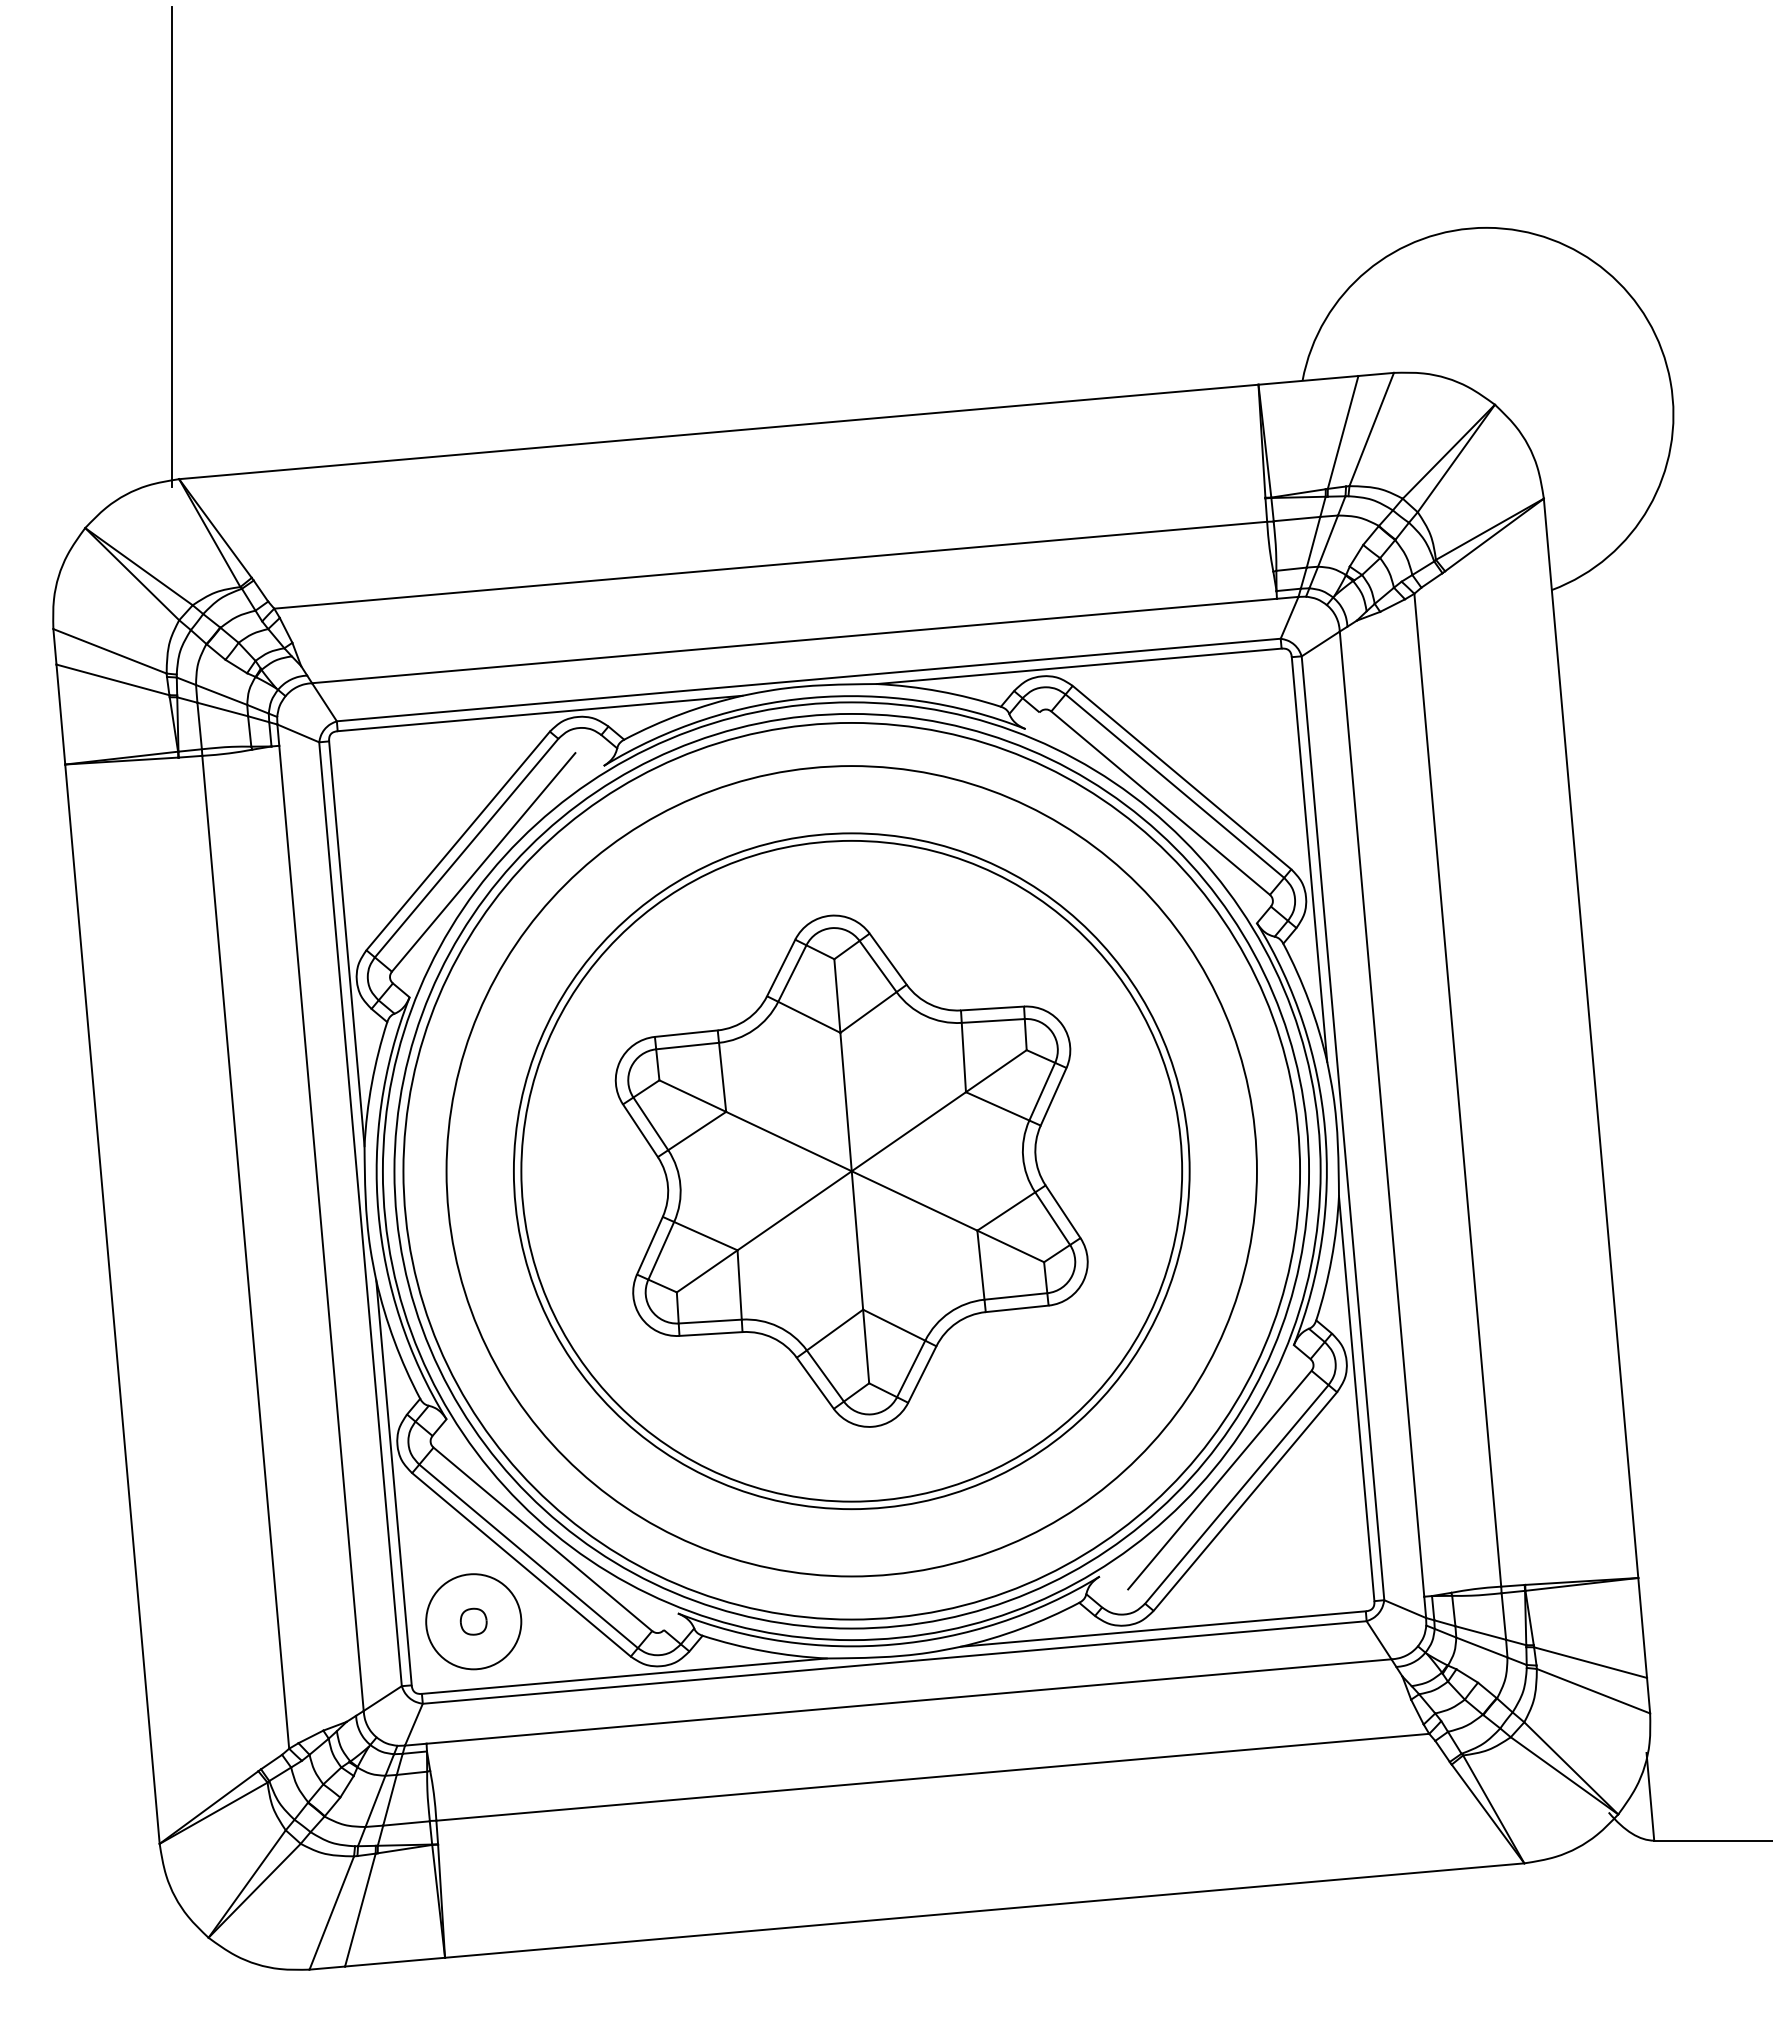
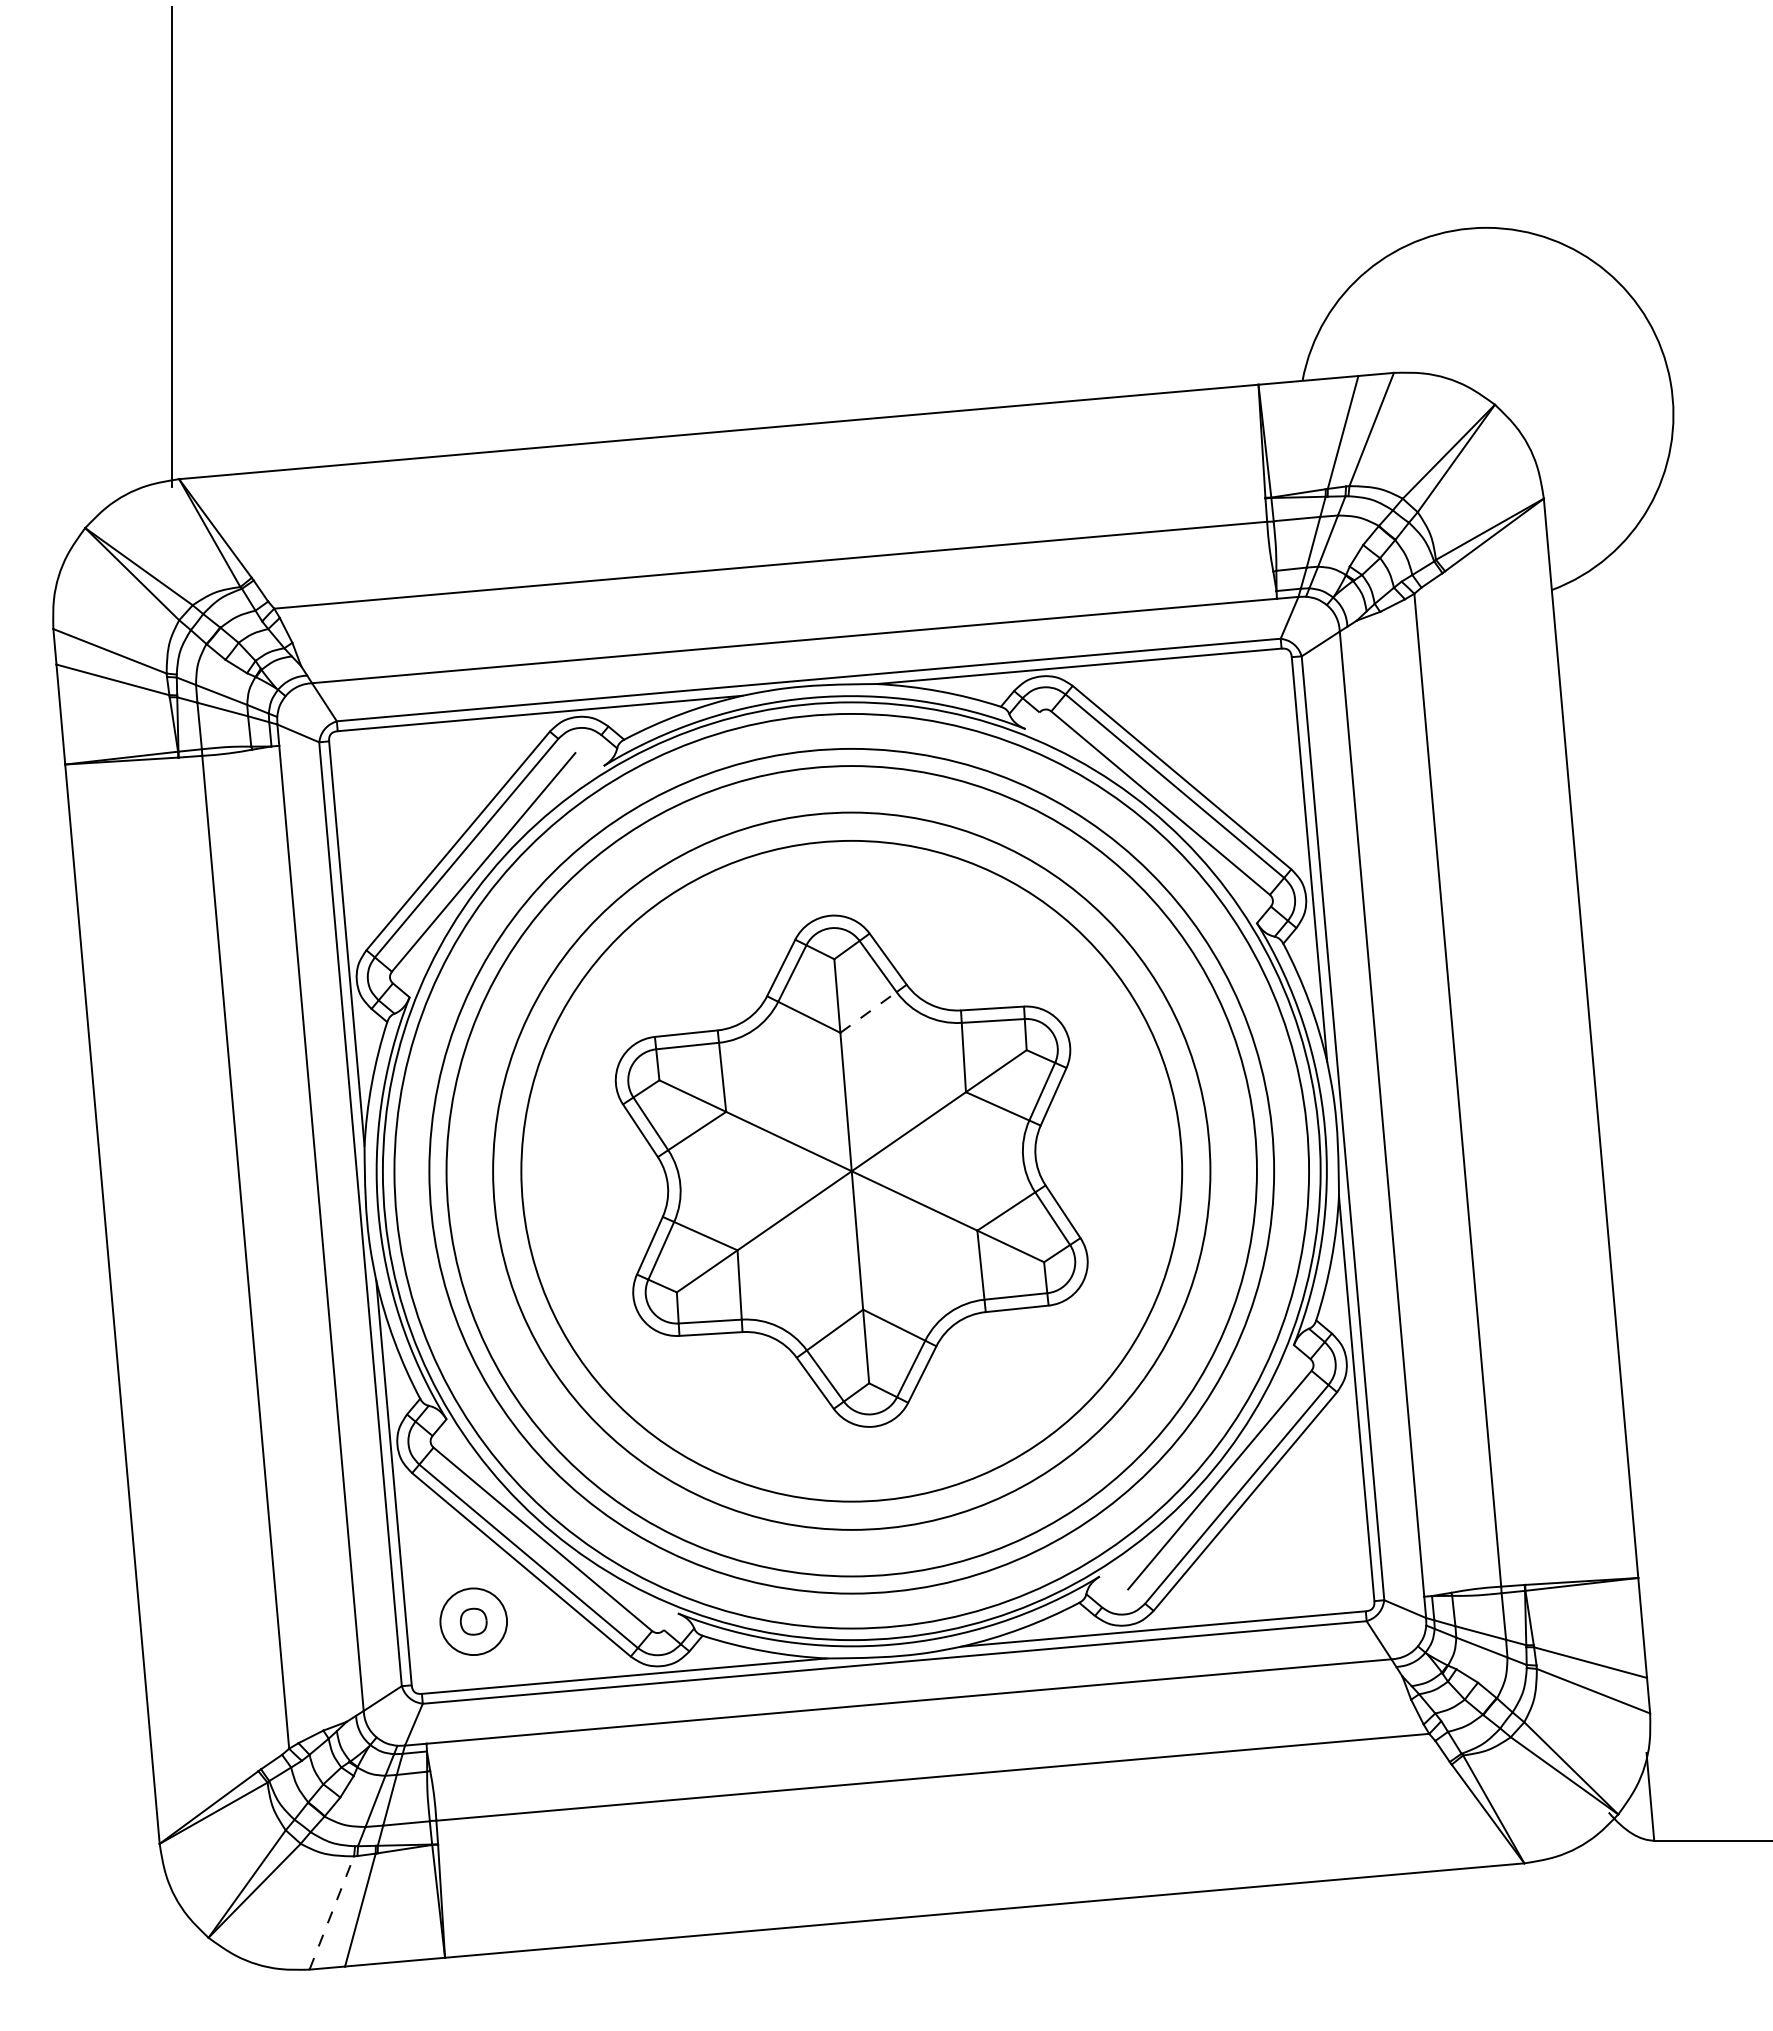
line: solid -> dashed (868, 1012)
circle diameter: 897 px -> 717 px (851, 1170)
circle diameter: 676 px -> 845 px (851, 1170)
circle diameter: 95 px -> 67 px (473, 1621)
line: solid -> dashed (331, 1913)
